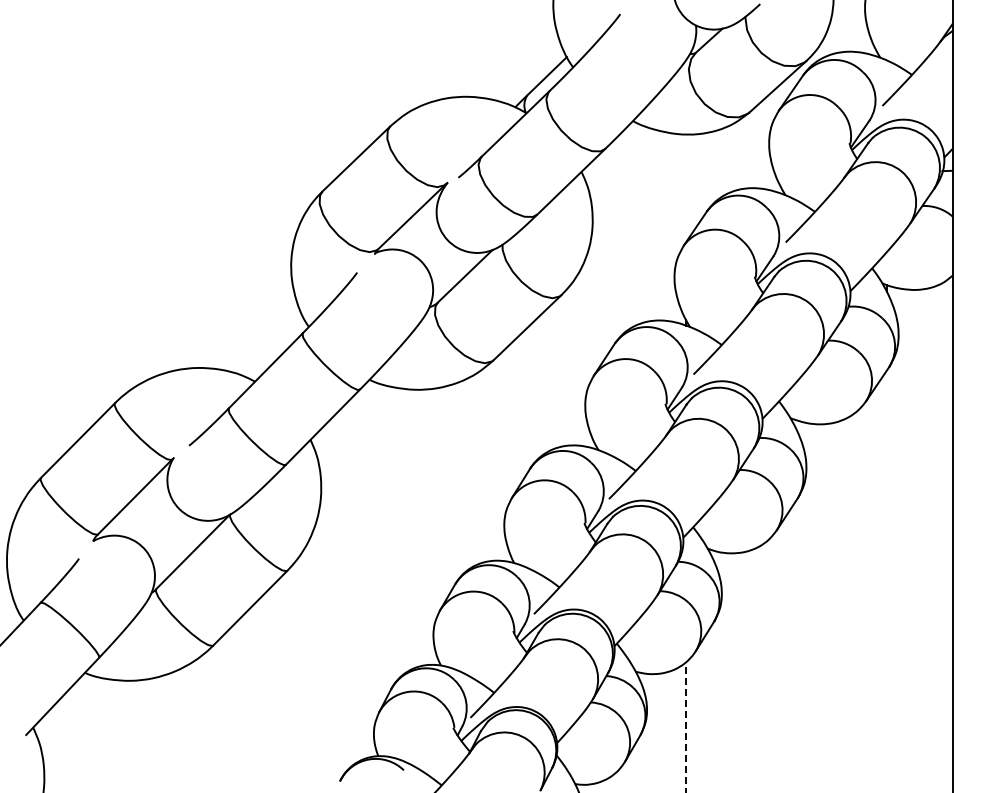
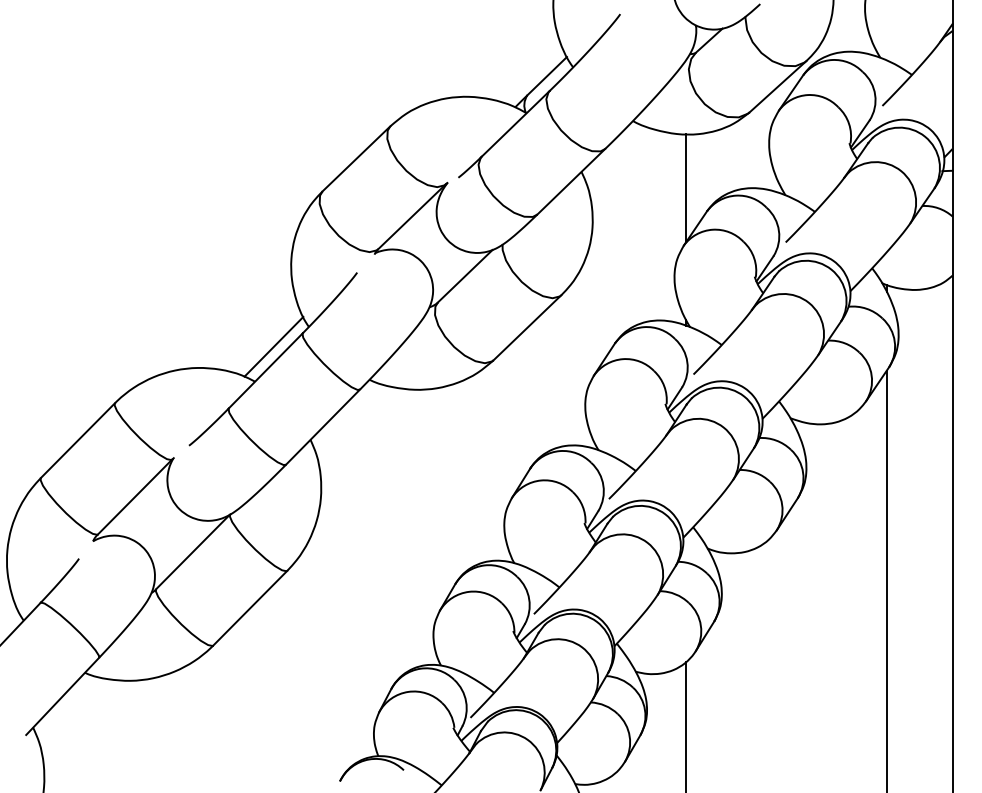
line: none -> present (685, 188)
line: none -> present (273, 346)
line: none -> present (886, 579)
line: dashed -> solid (685, 727)
